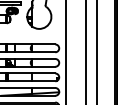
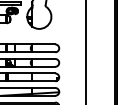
line: present -> none (66, 51)
line: present -> none (97, 51)
